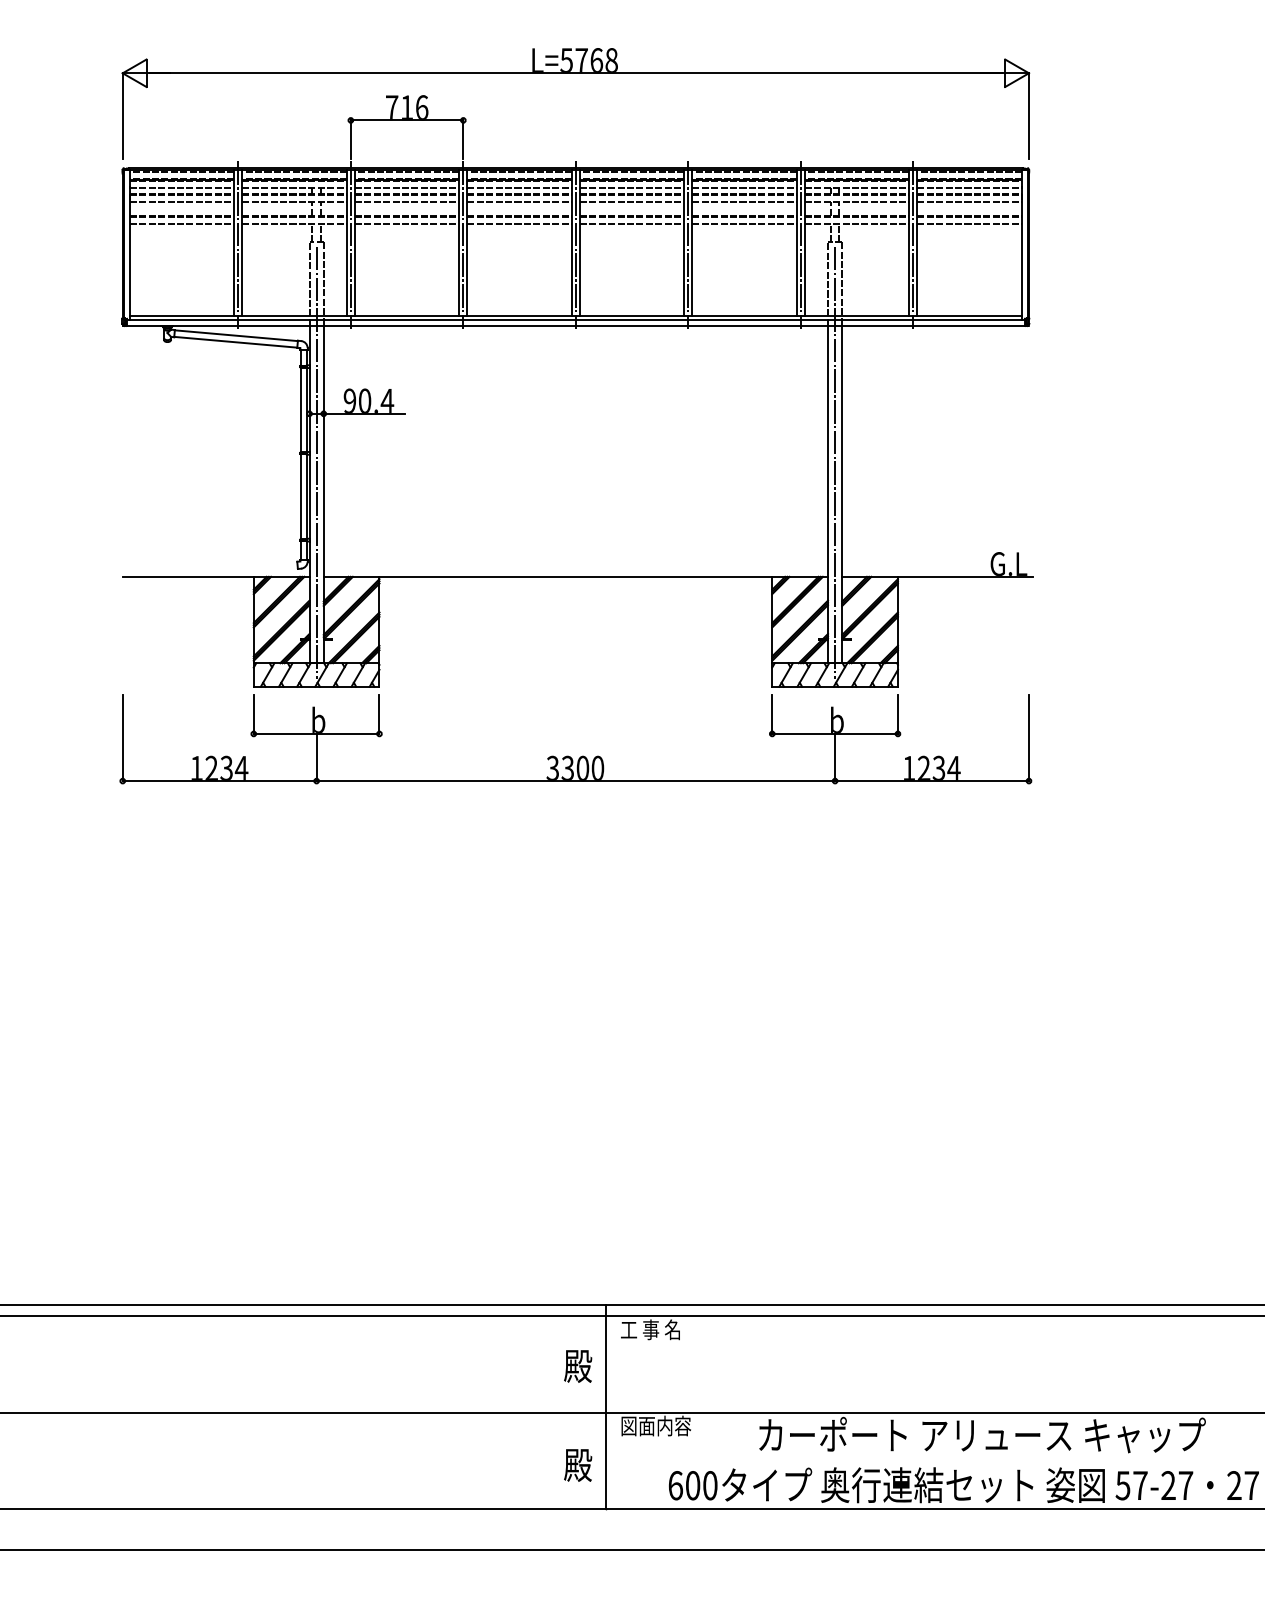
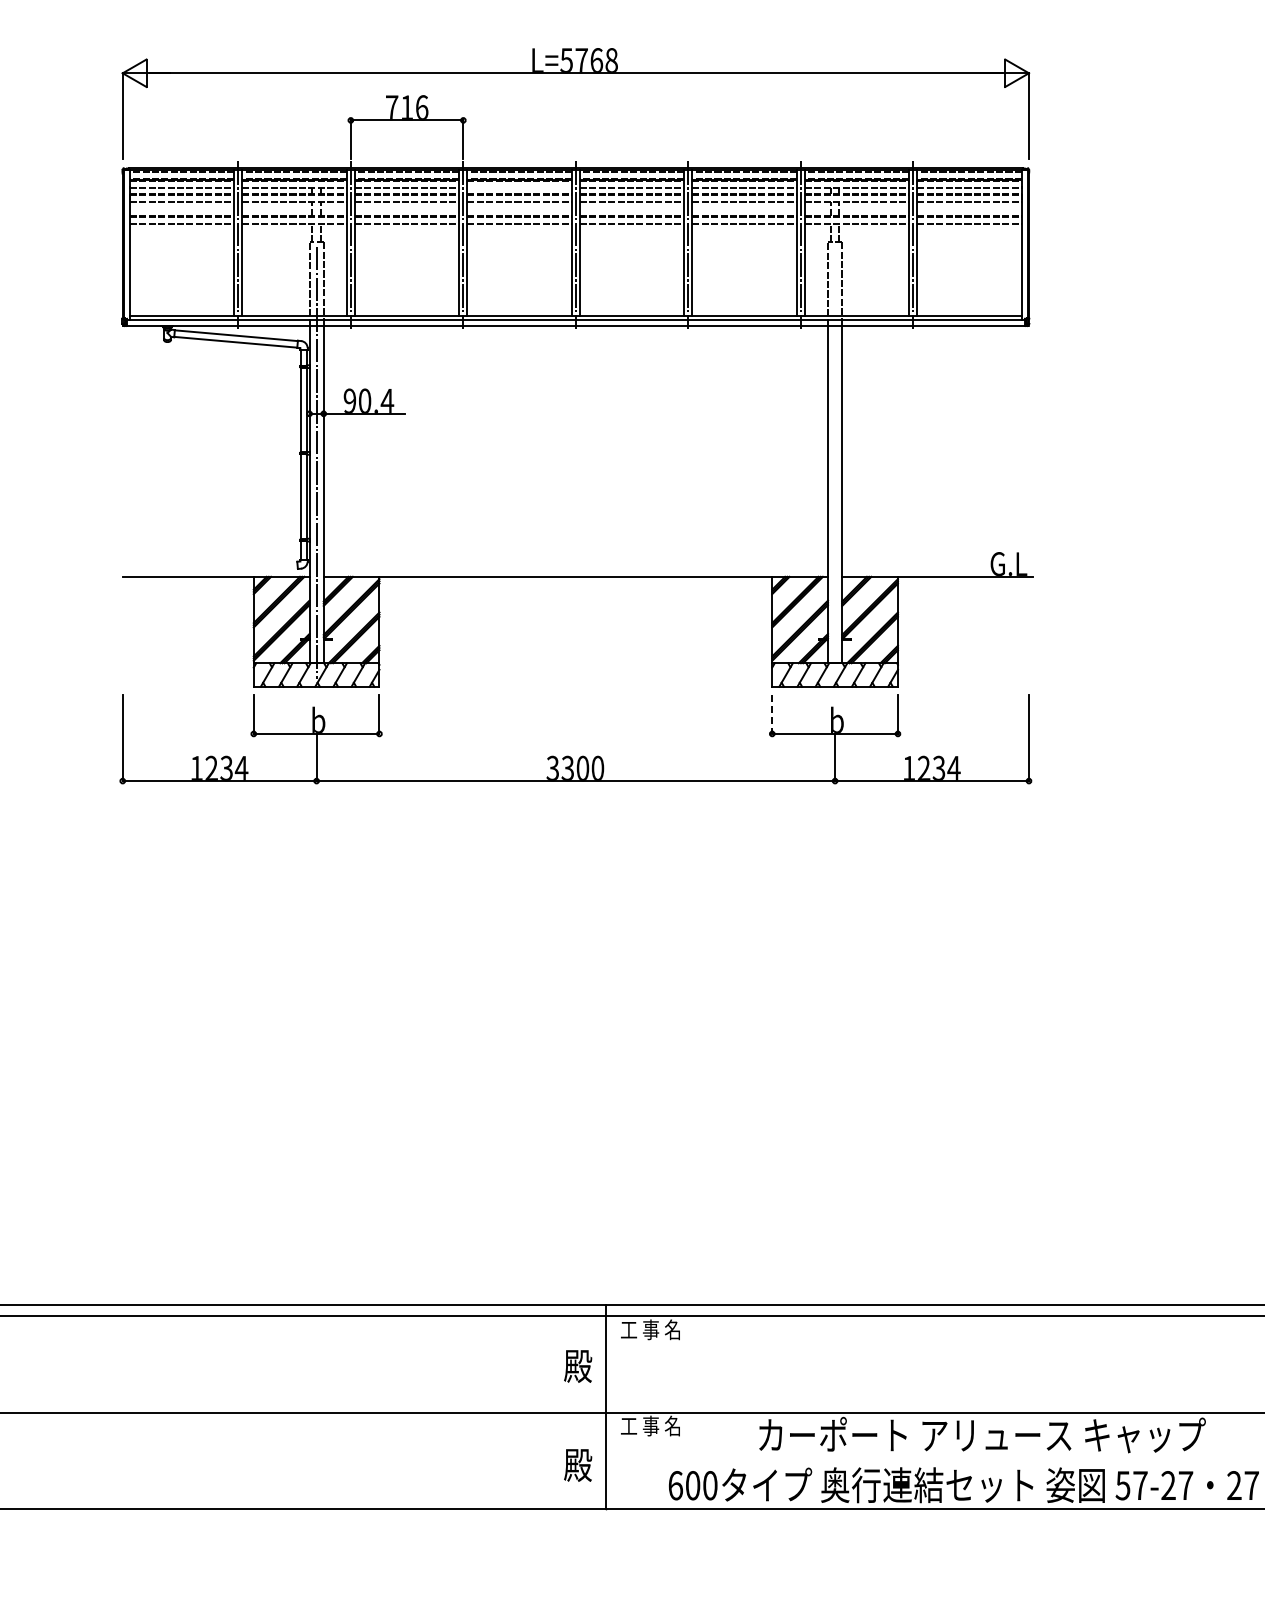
line: present -> none (519, 187)
line: present -> none (835, 462)
line: solid -> dashed (772, 714)
text: 図面内容 -> 工 事 名 (656, 1425)
line: present -> none (631, 1550)
